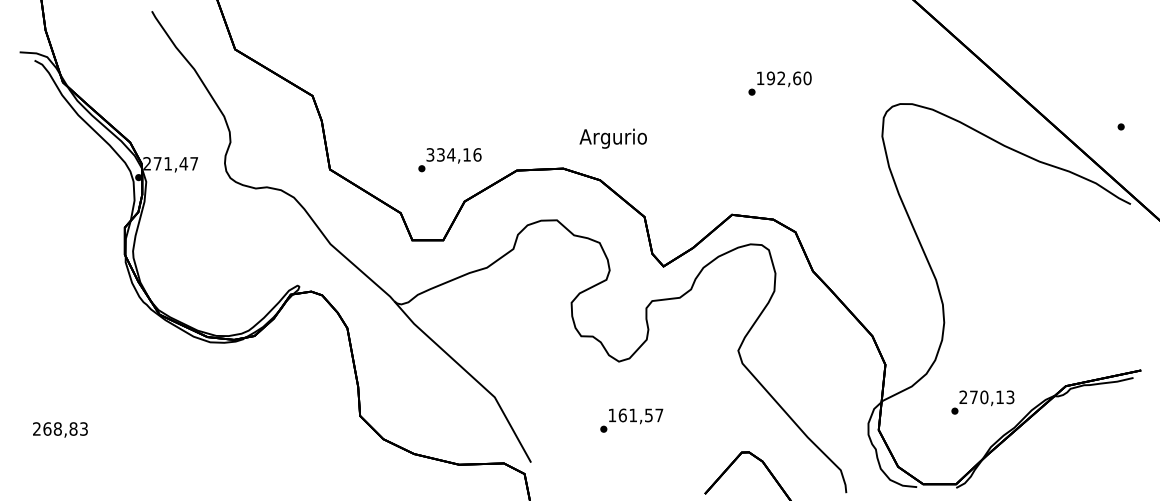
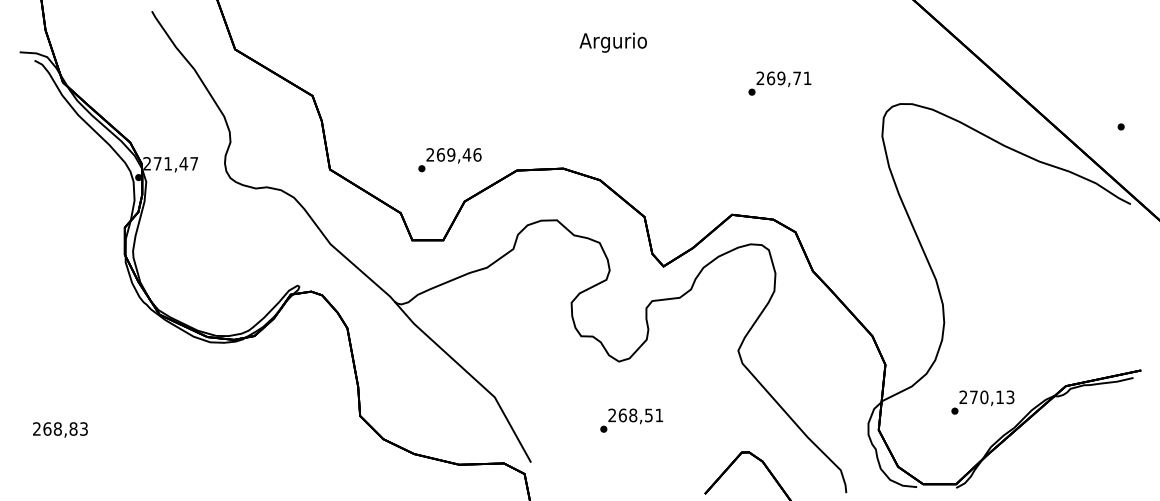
text: 192,60 -> 269,71 (783, 78)
text position: (612, 138) -> (612, 42) (612, 42)
text: 334,16 -> 269,46 (448, 154)
text: 161,57 -> 268,51 (635, 415)
